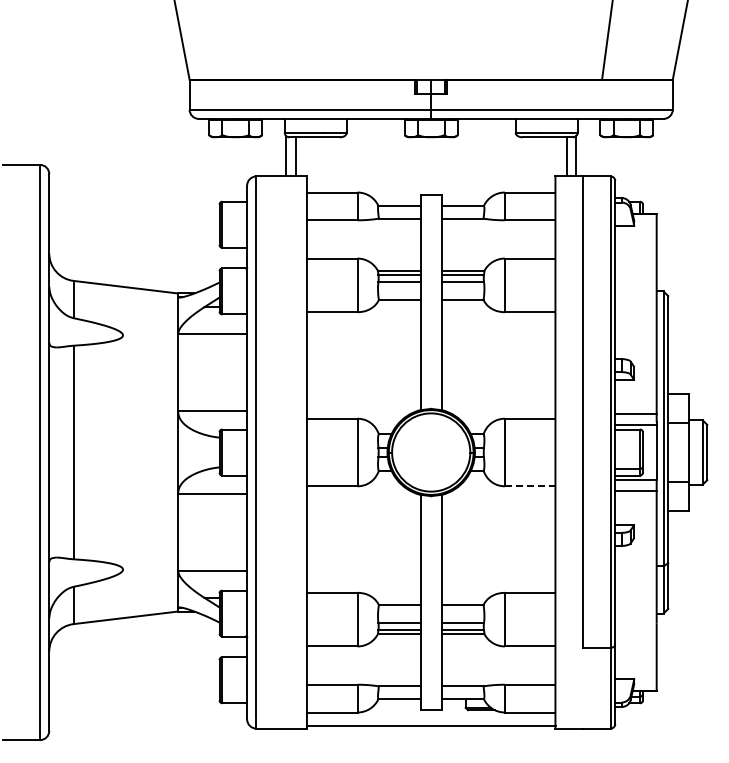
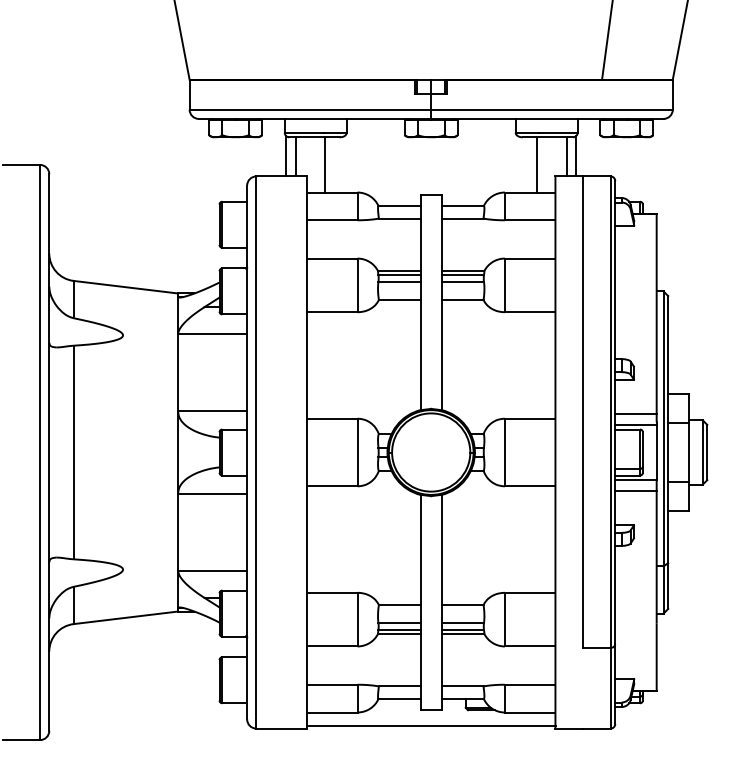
line: none -> present (325, 164)
line: none -> present (537, 164)
line: dashed -> solid (530, 486)
